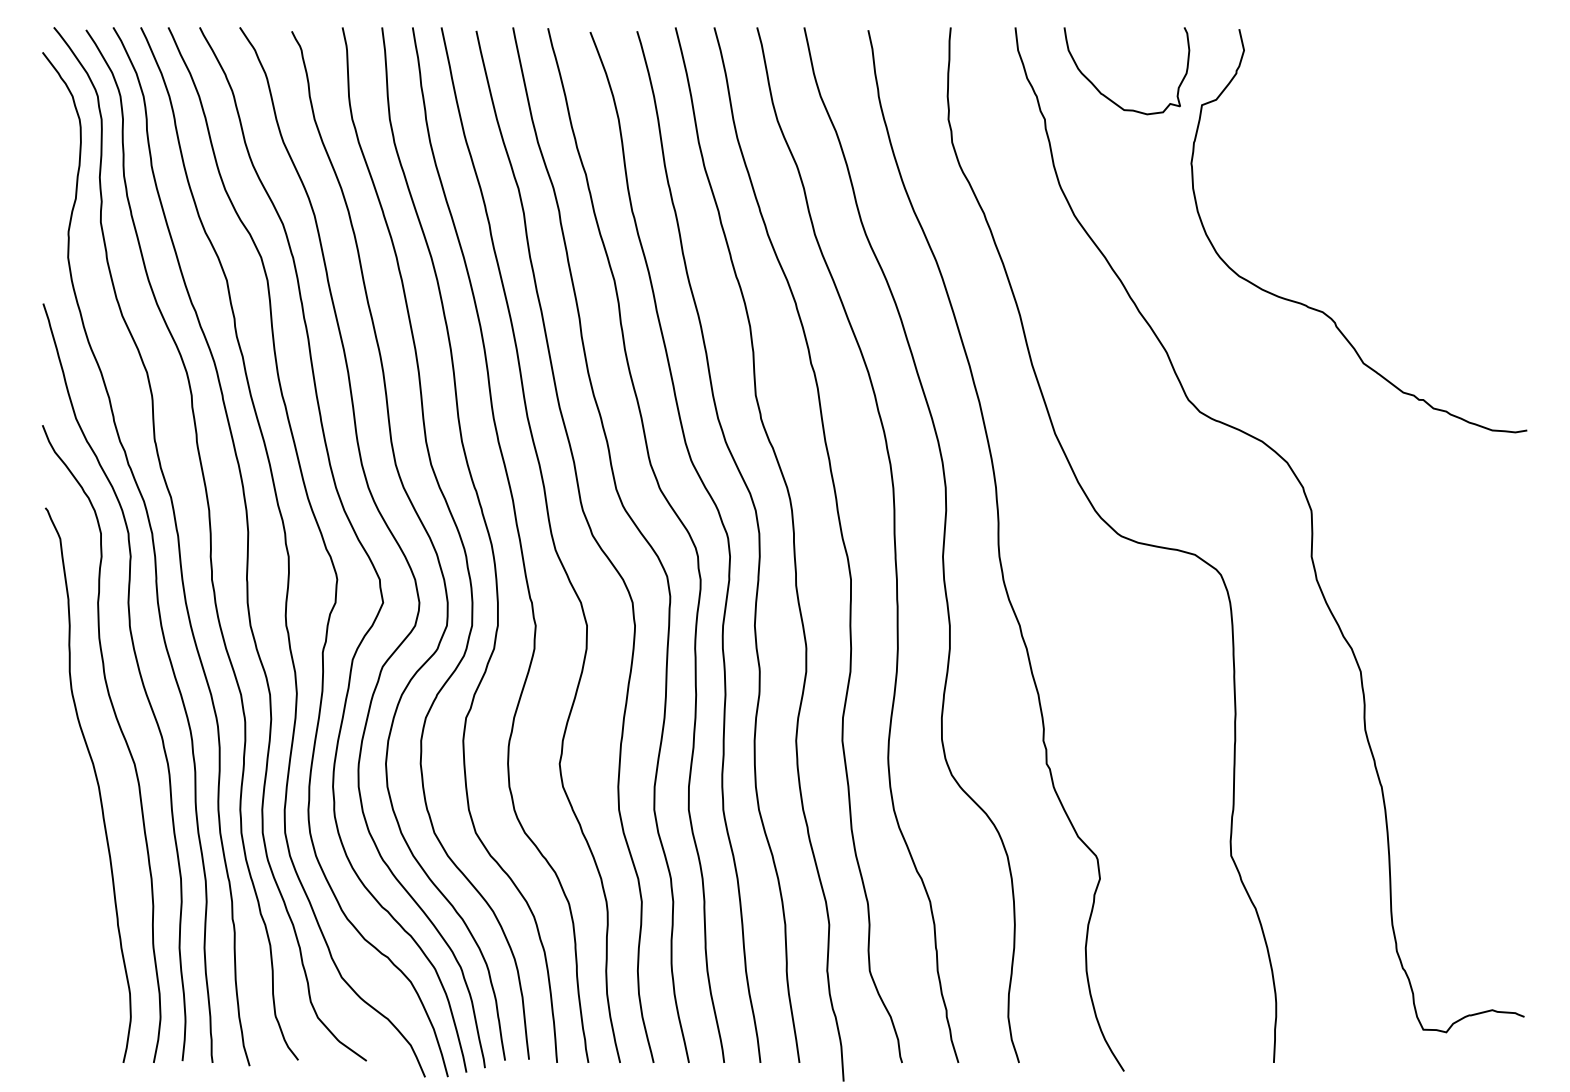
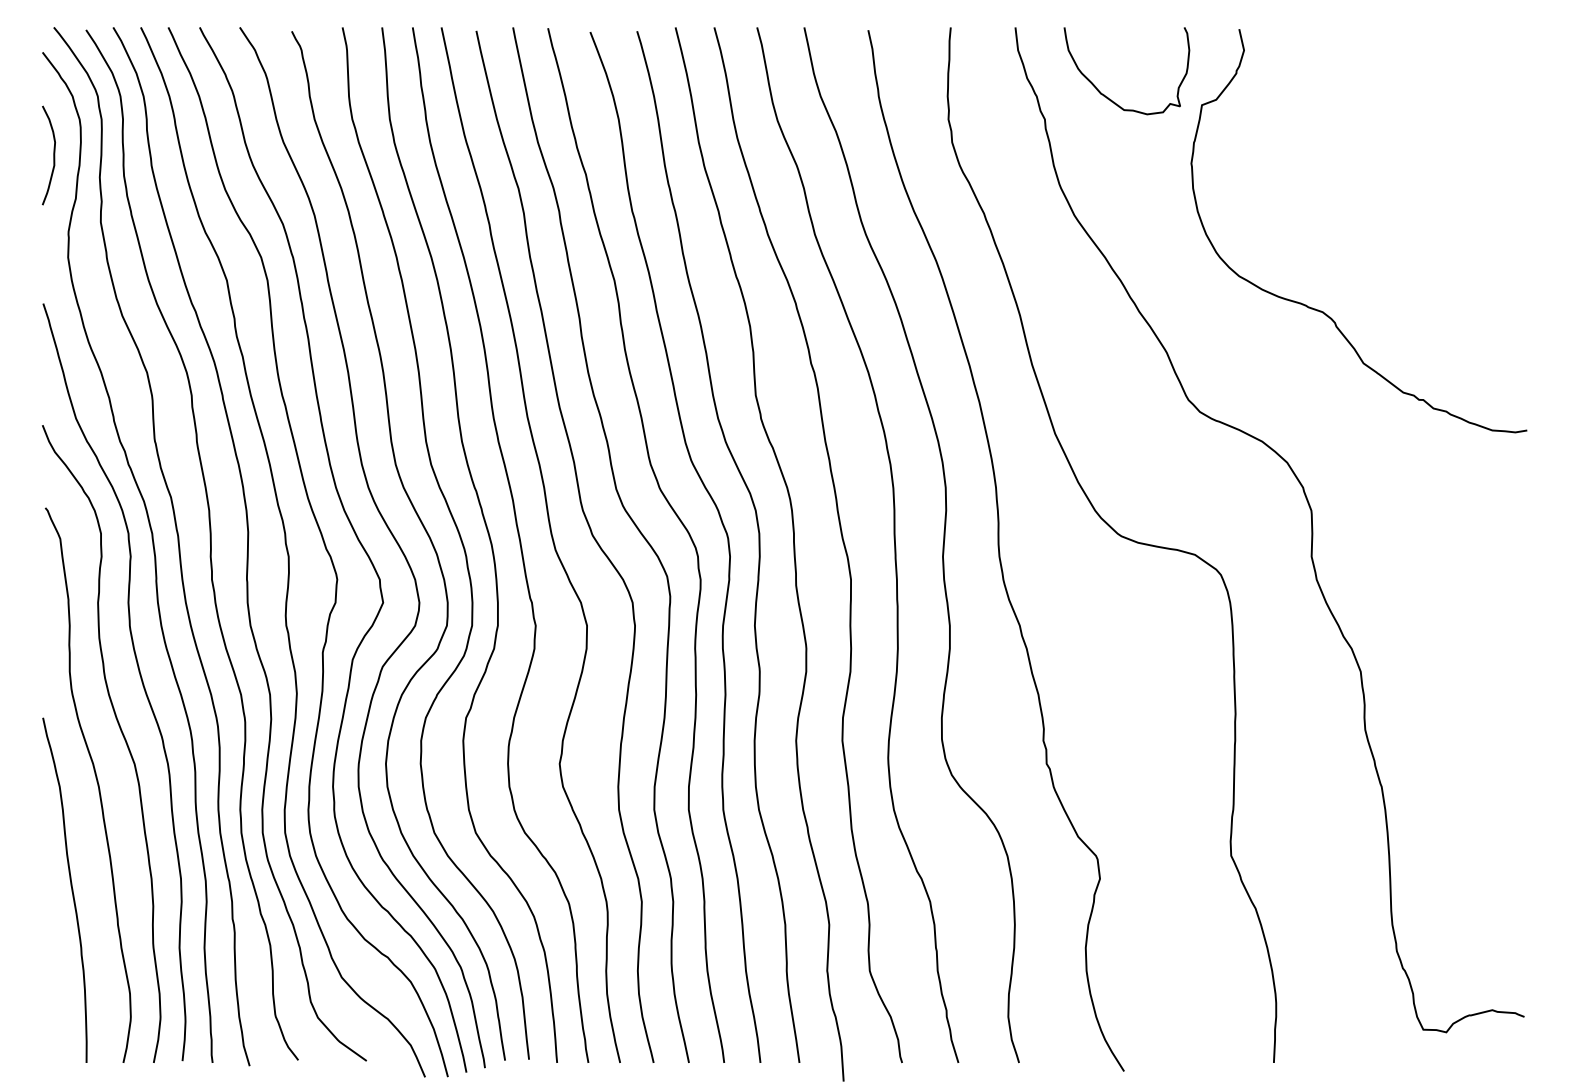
curve: none -> present (53, 155)
curve: none -> present (70, 886)
